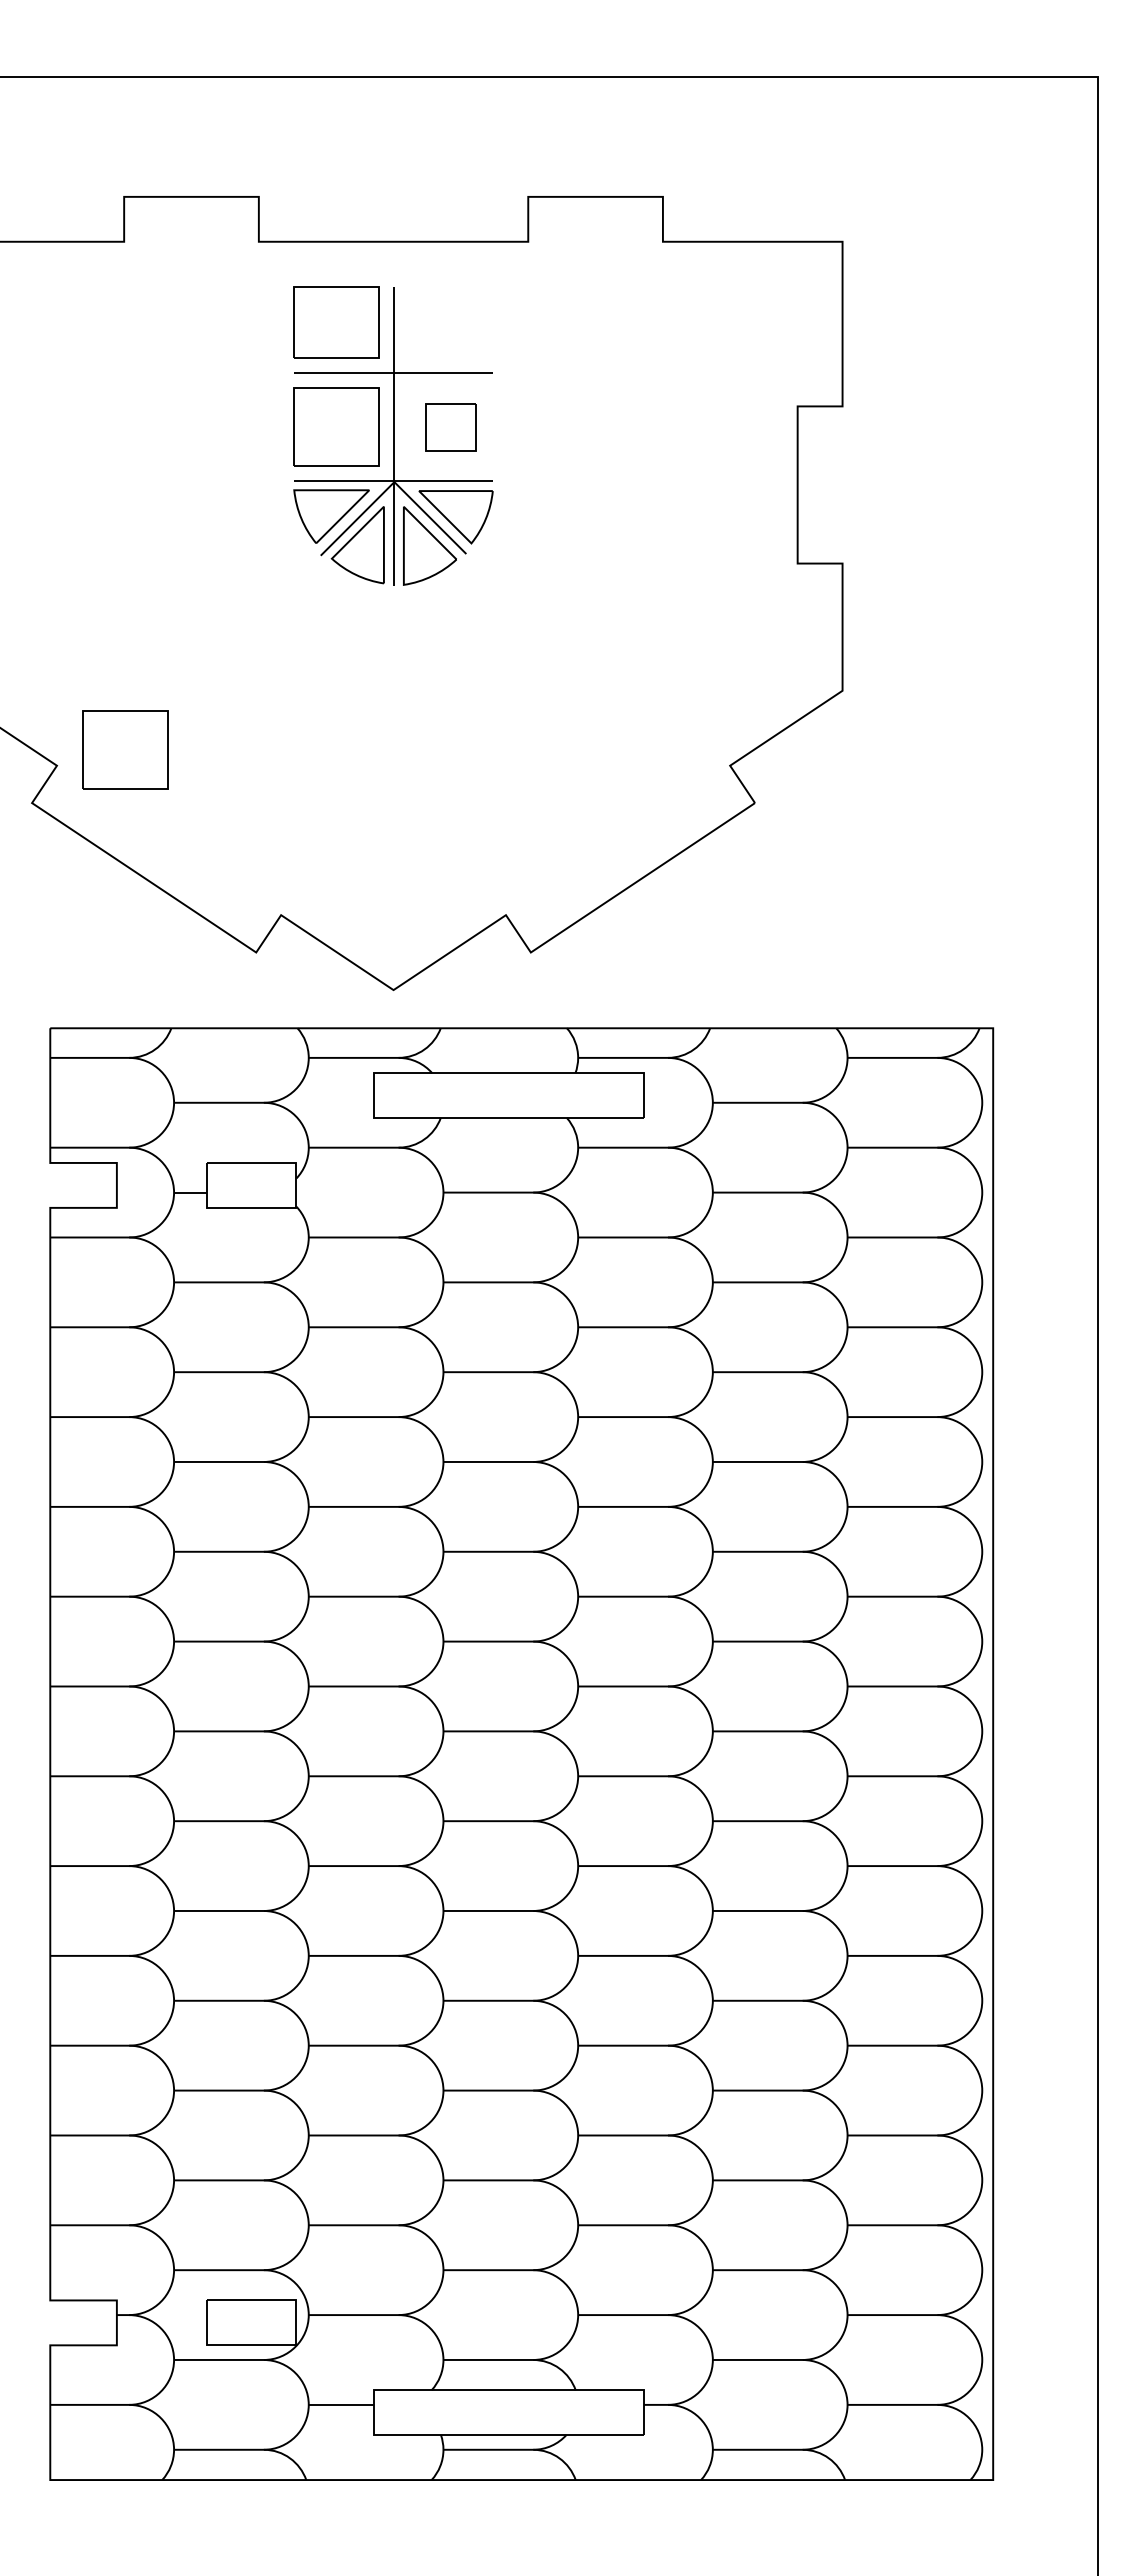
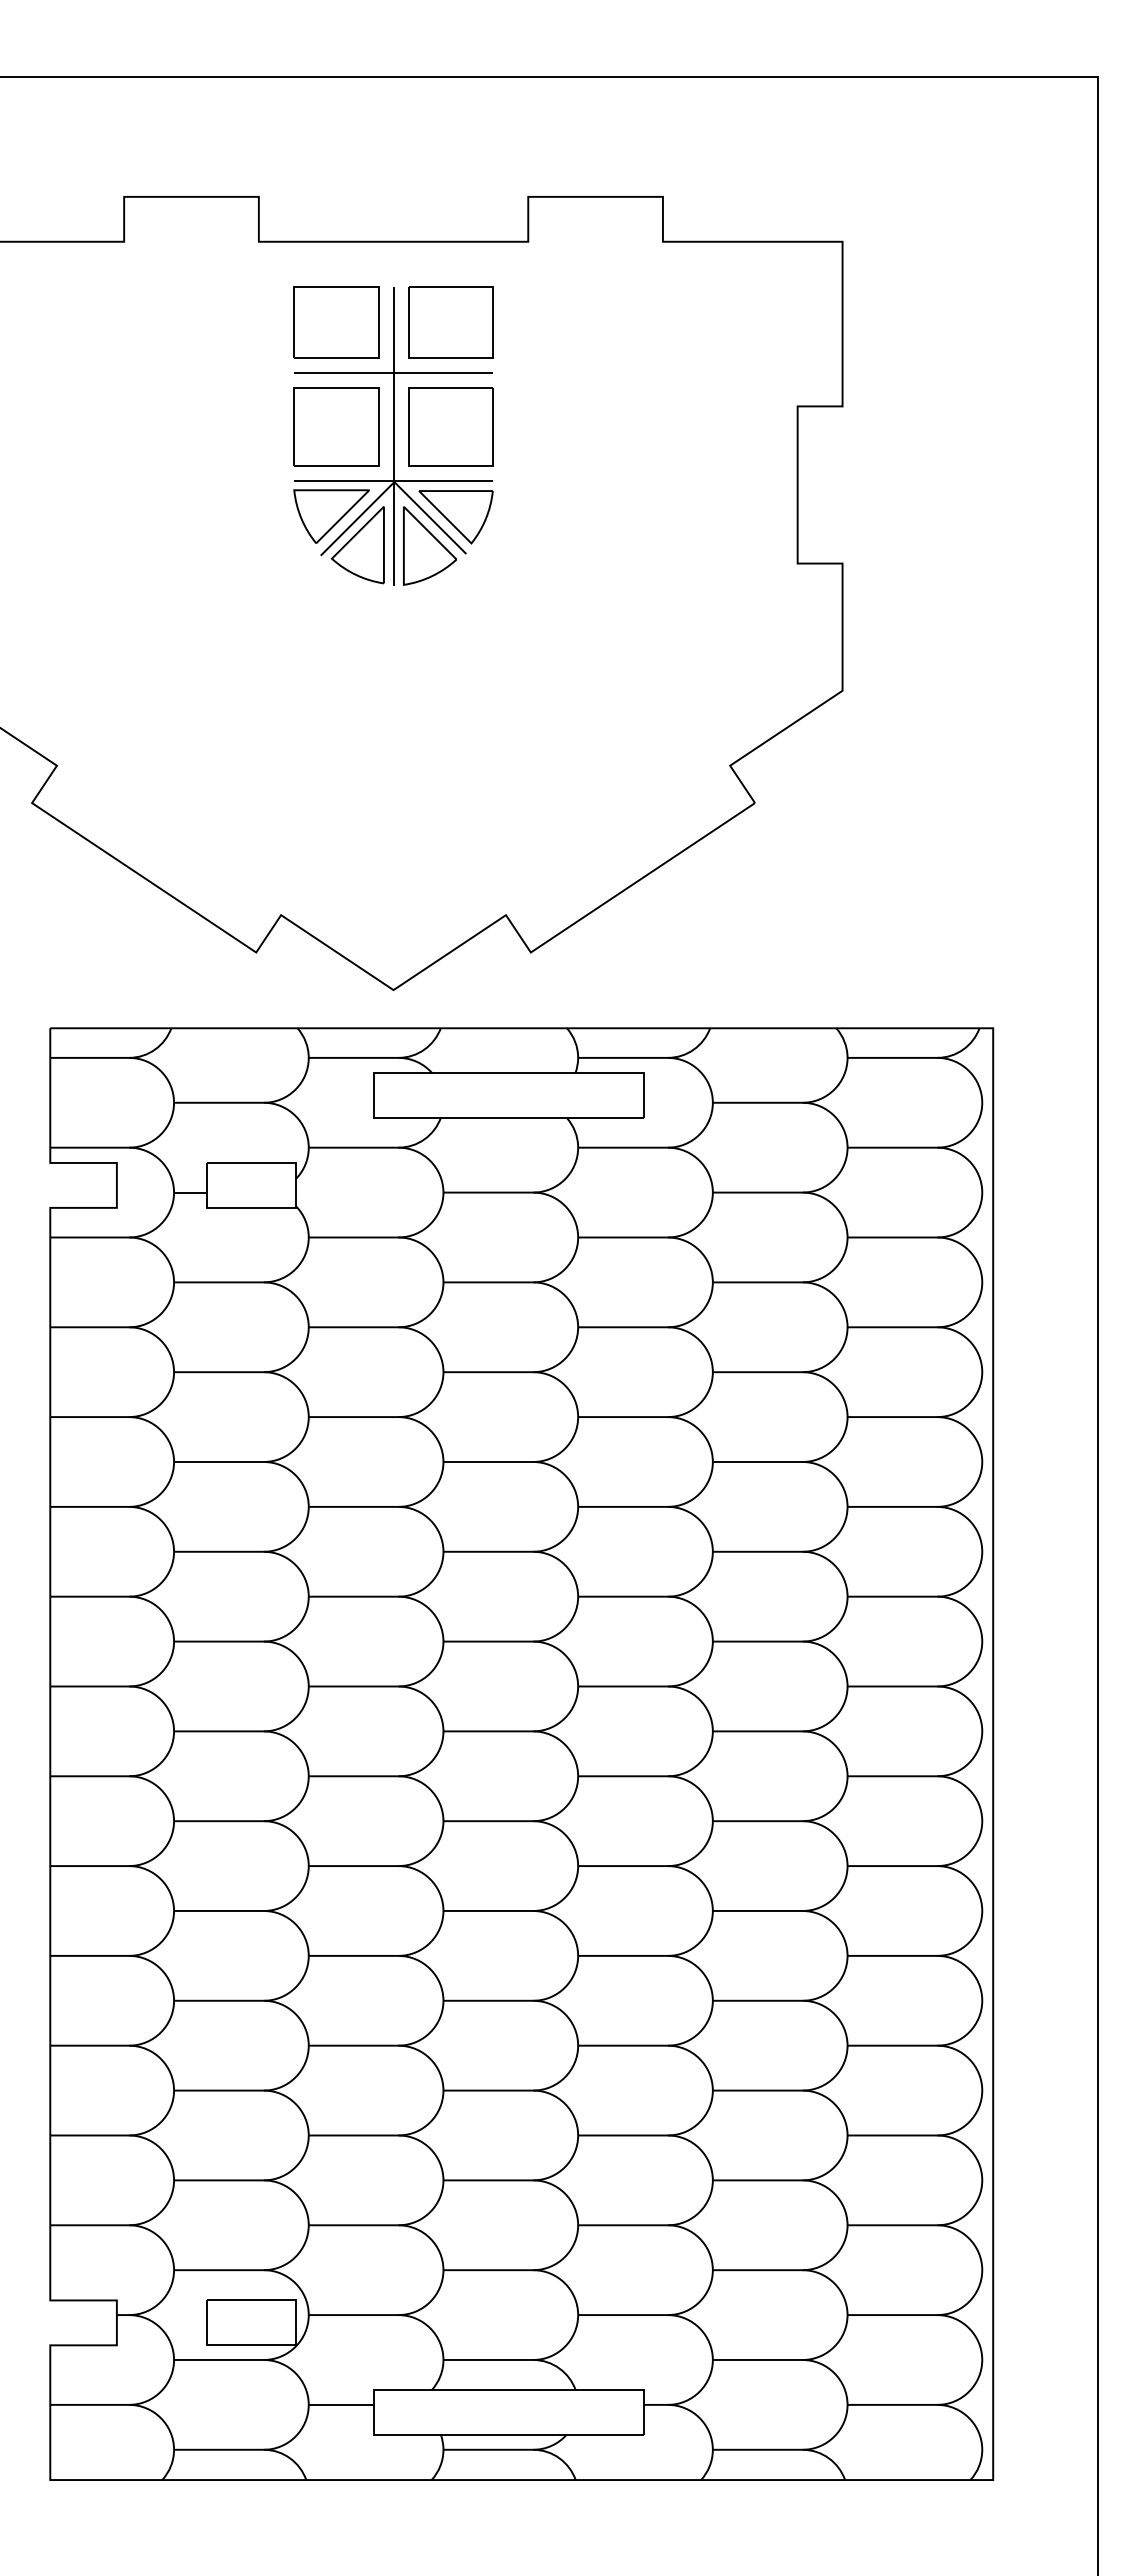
part: none -> present (450, 322)
part size: 52x49 px -> 86x80 px (450, 426)
part: present -> none (125, 749)
